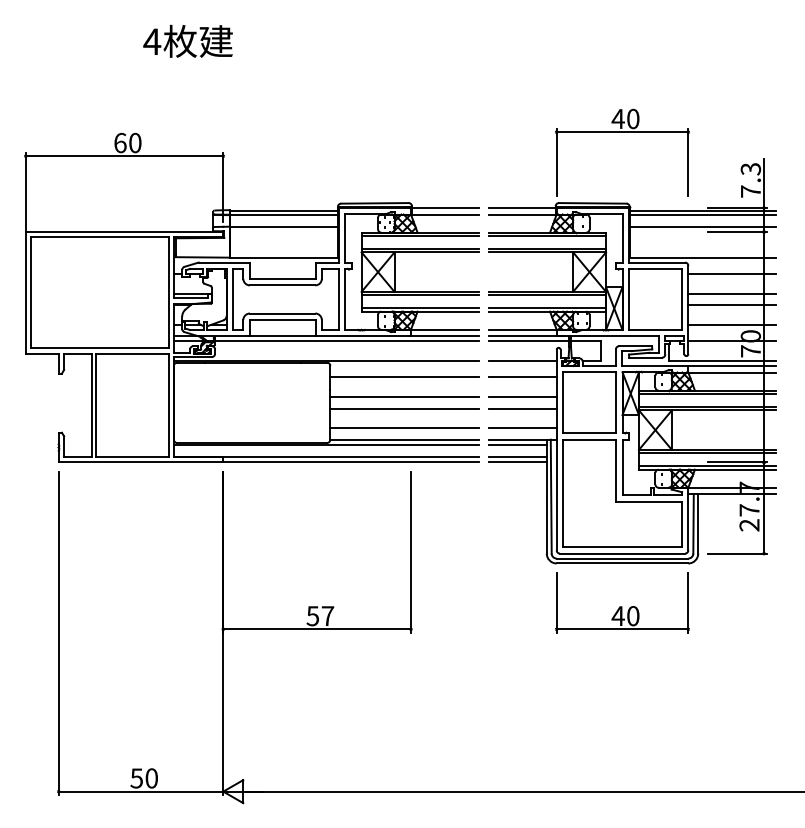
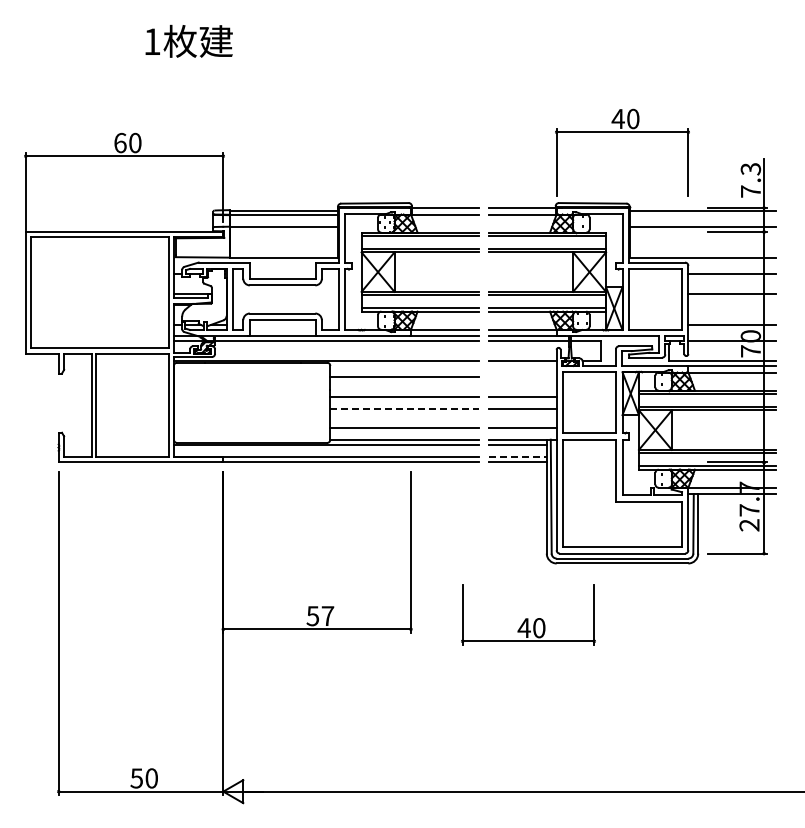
text: 4 -> 1 (152, 41)
line: present -> none (702, 215)
line: present -> none (731, 305)
line: present -> none (522, 377)
line: solid -> dashed (405, 408)
line: solid -> dashed (518, 457)
part position: (622, 602) -> (528, 614) (528, 614)
